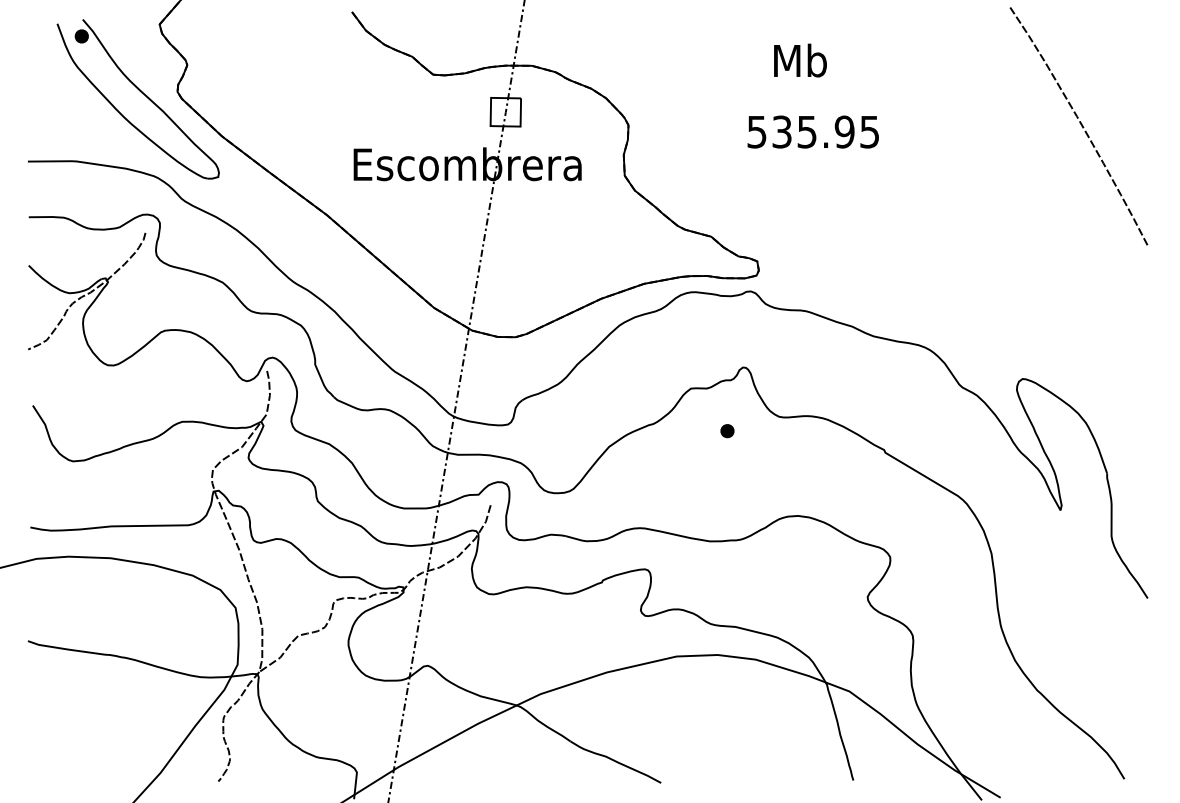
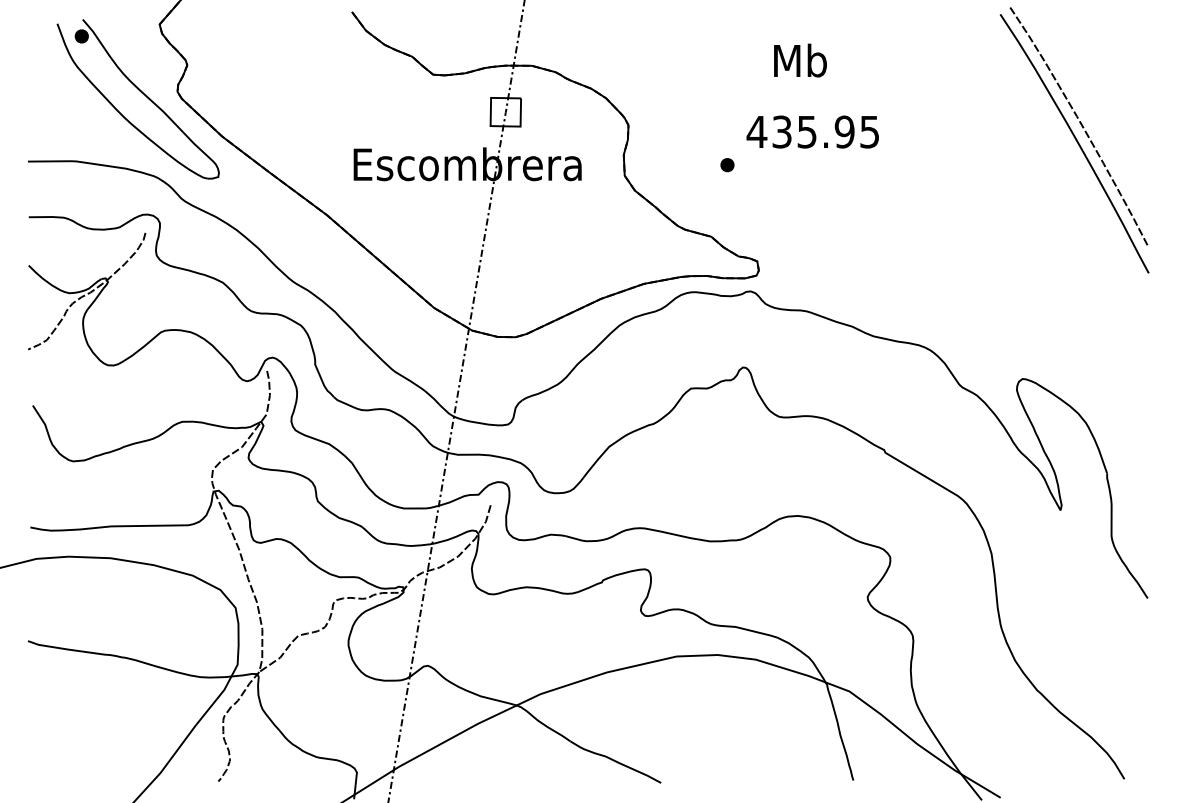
text: 535.95 -> 435.95 (756, 132)
curve: none -> present (1076, 142)
part position: (727, 431) -> (727, 165) (727, 165)
